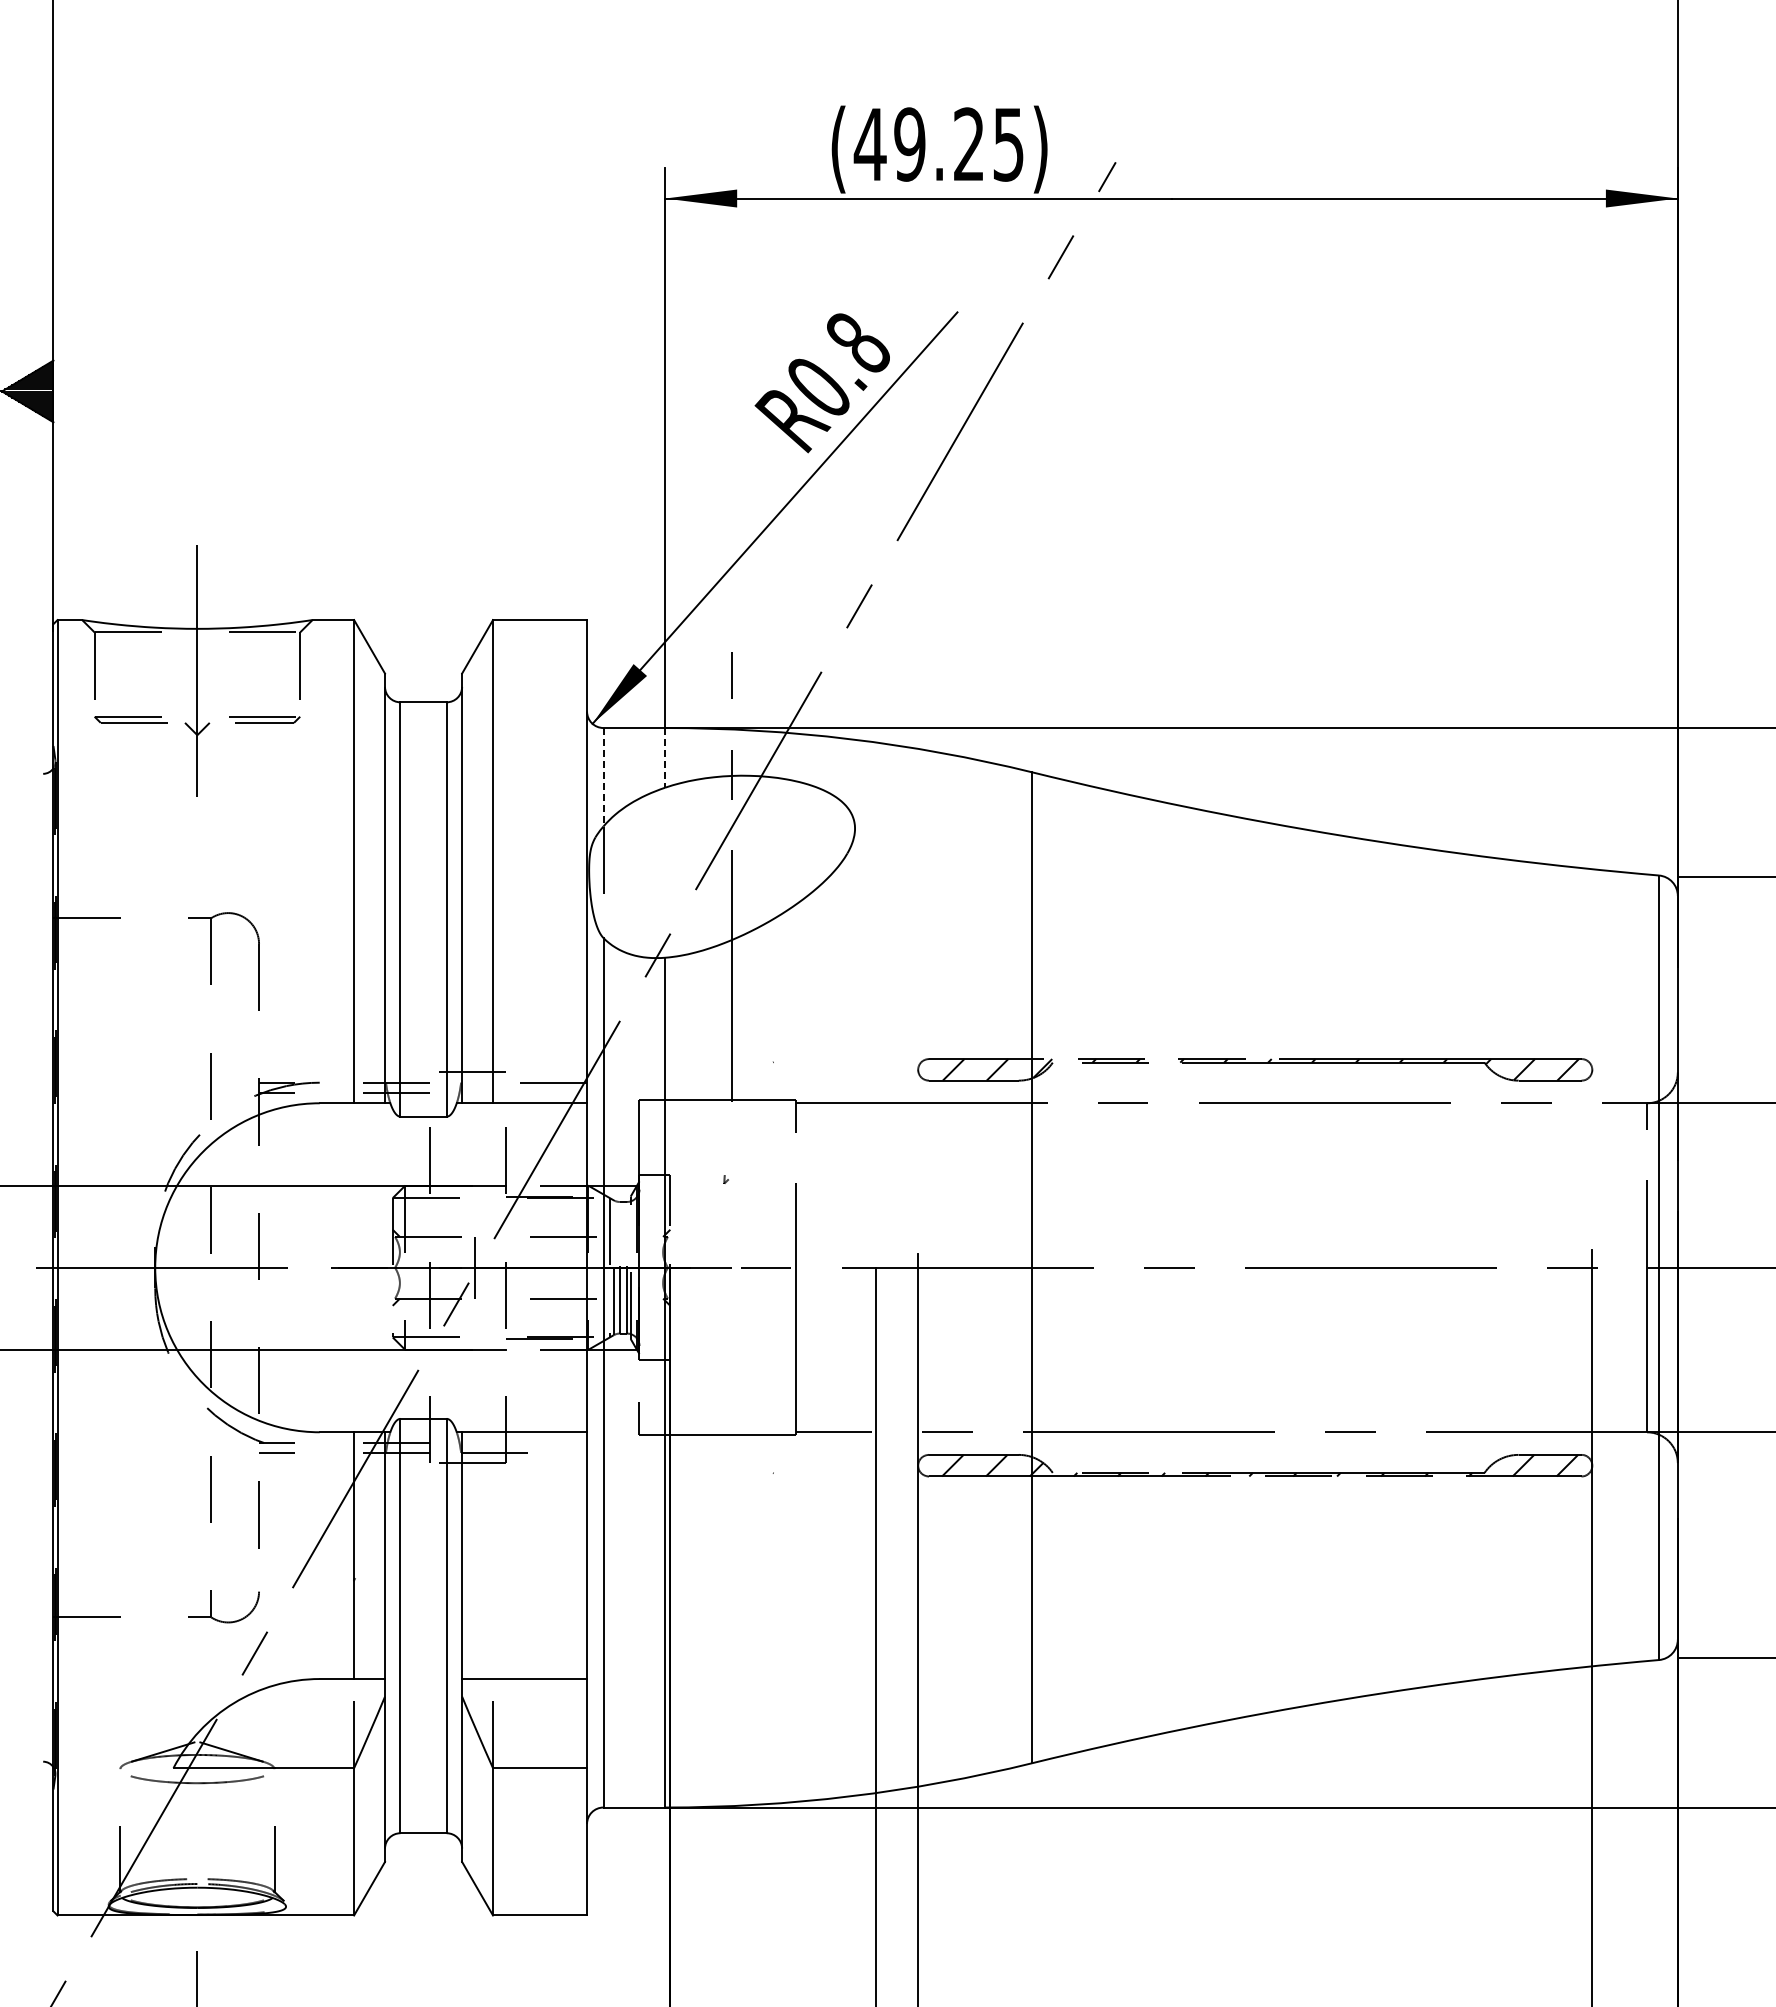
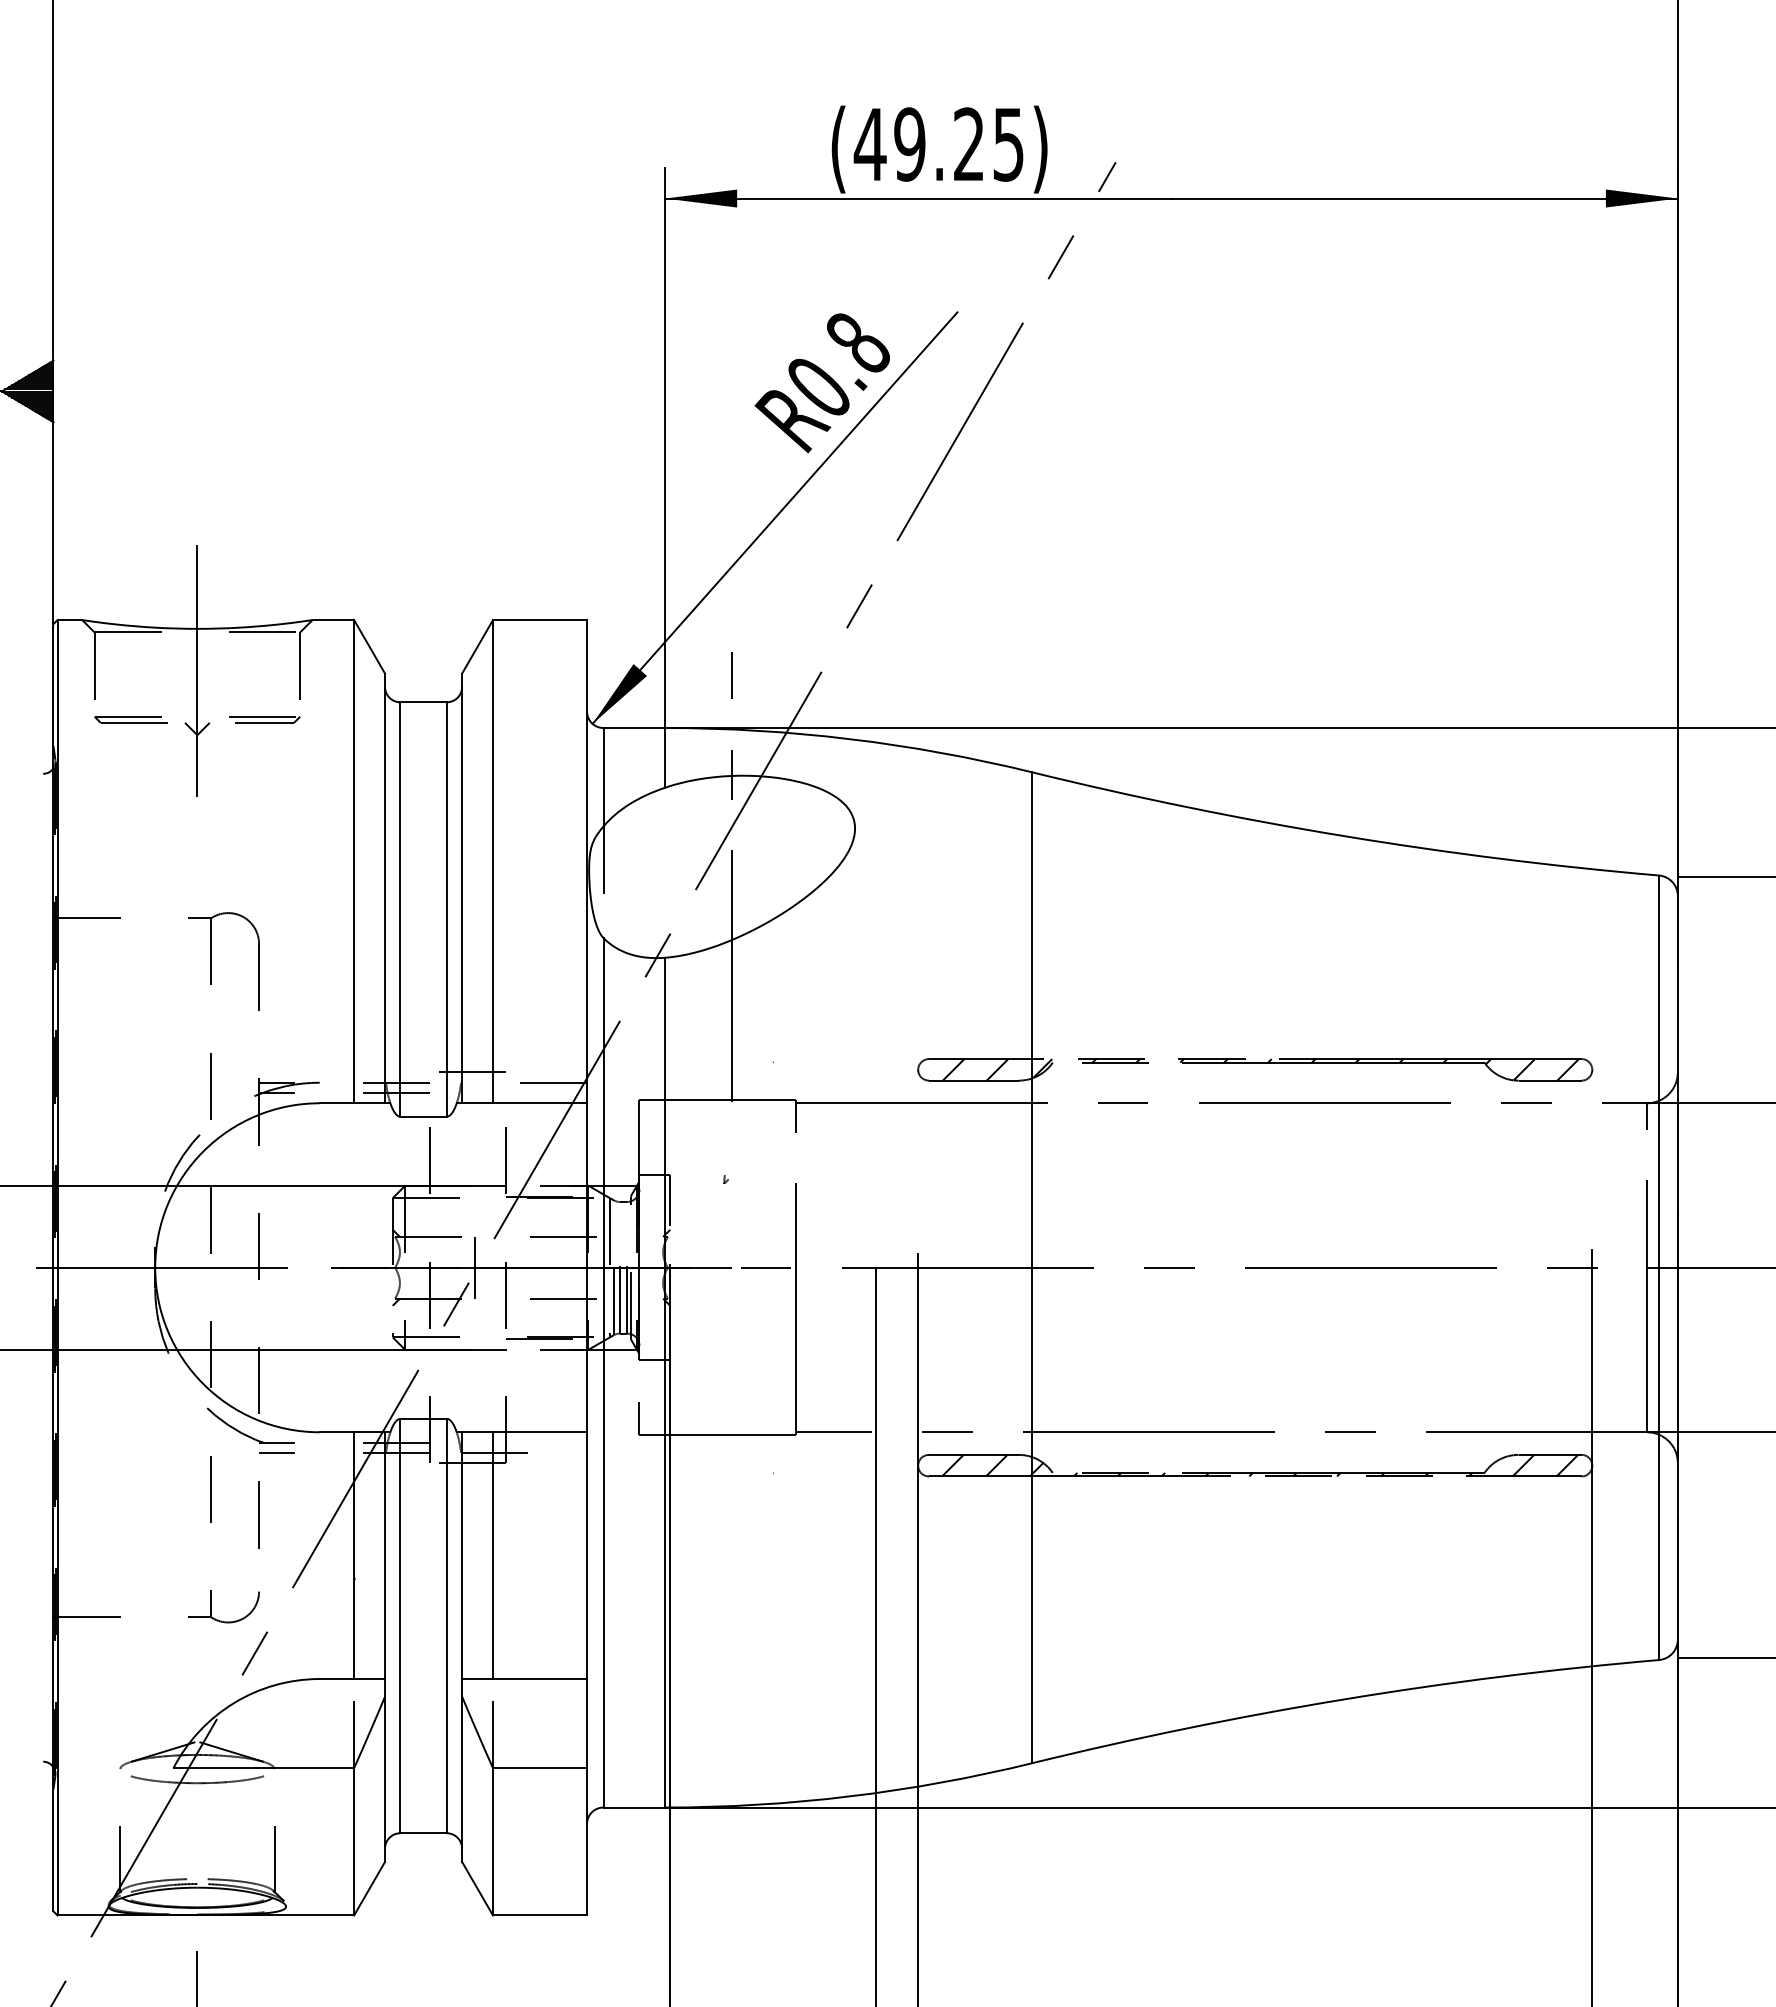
line: dashed -> solid (665, 757)
line: dashed -> solid (603, 777)
line: none -> present (493, 1555)
